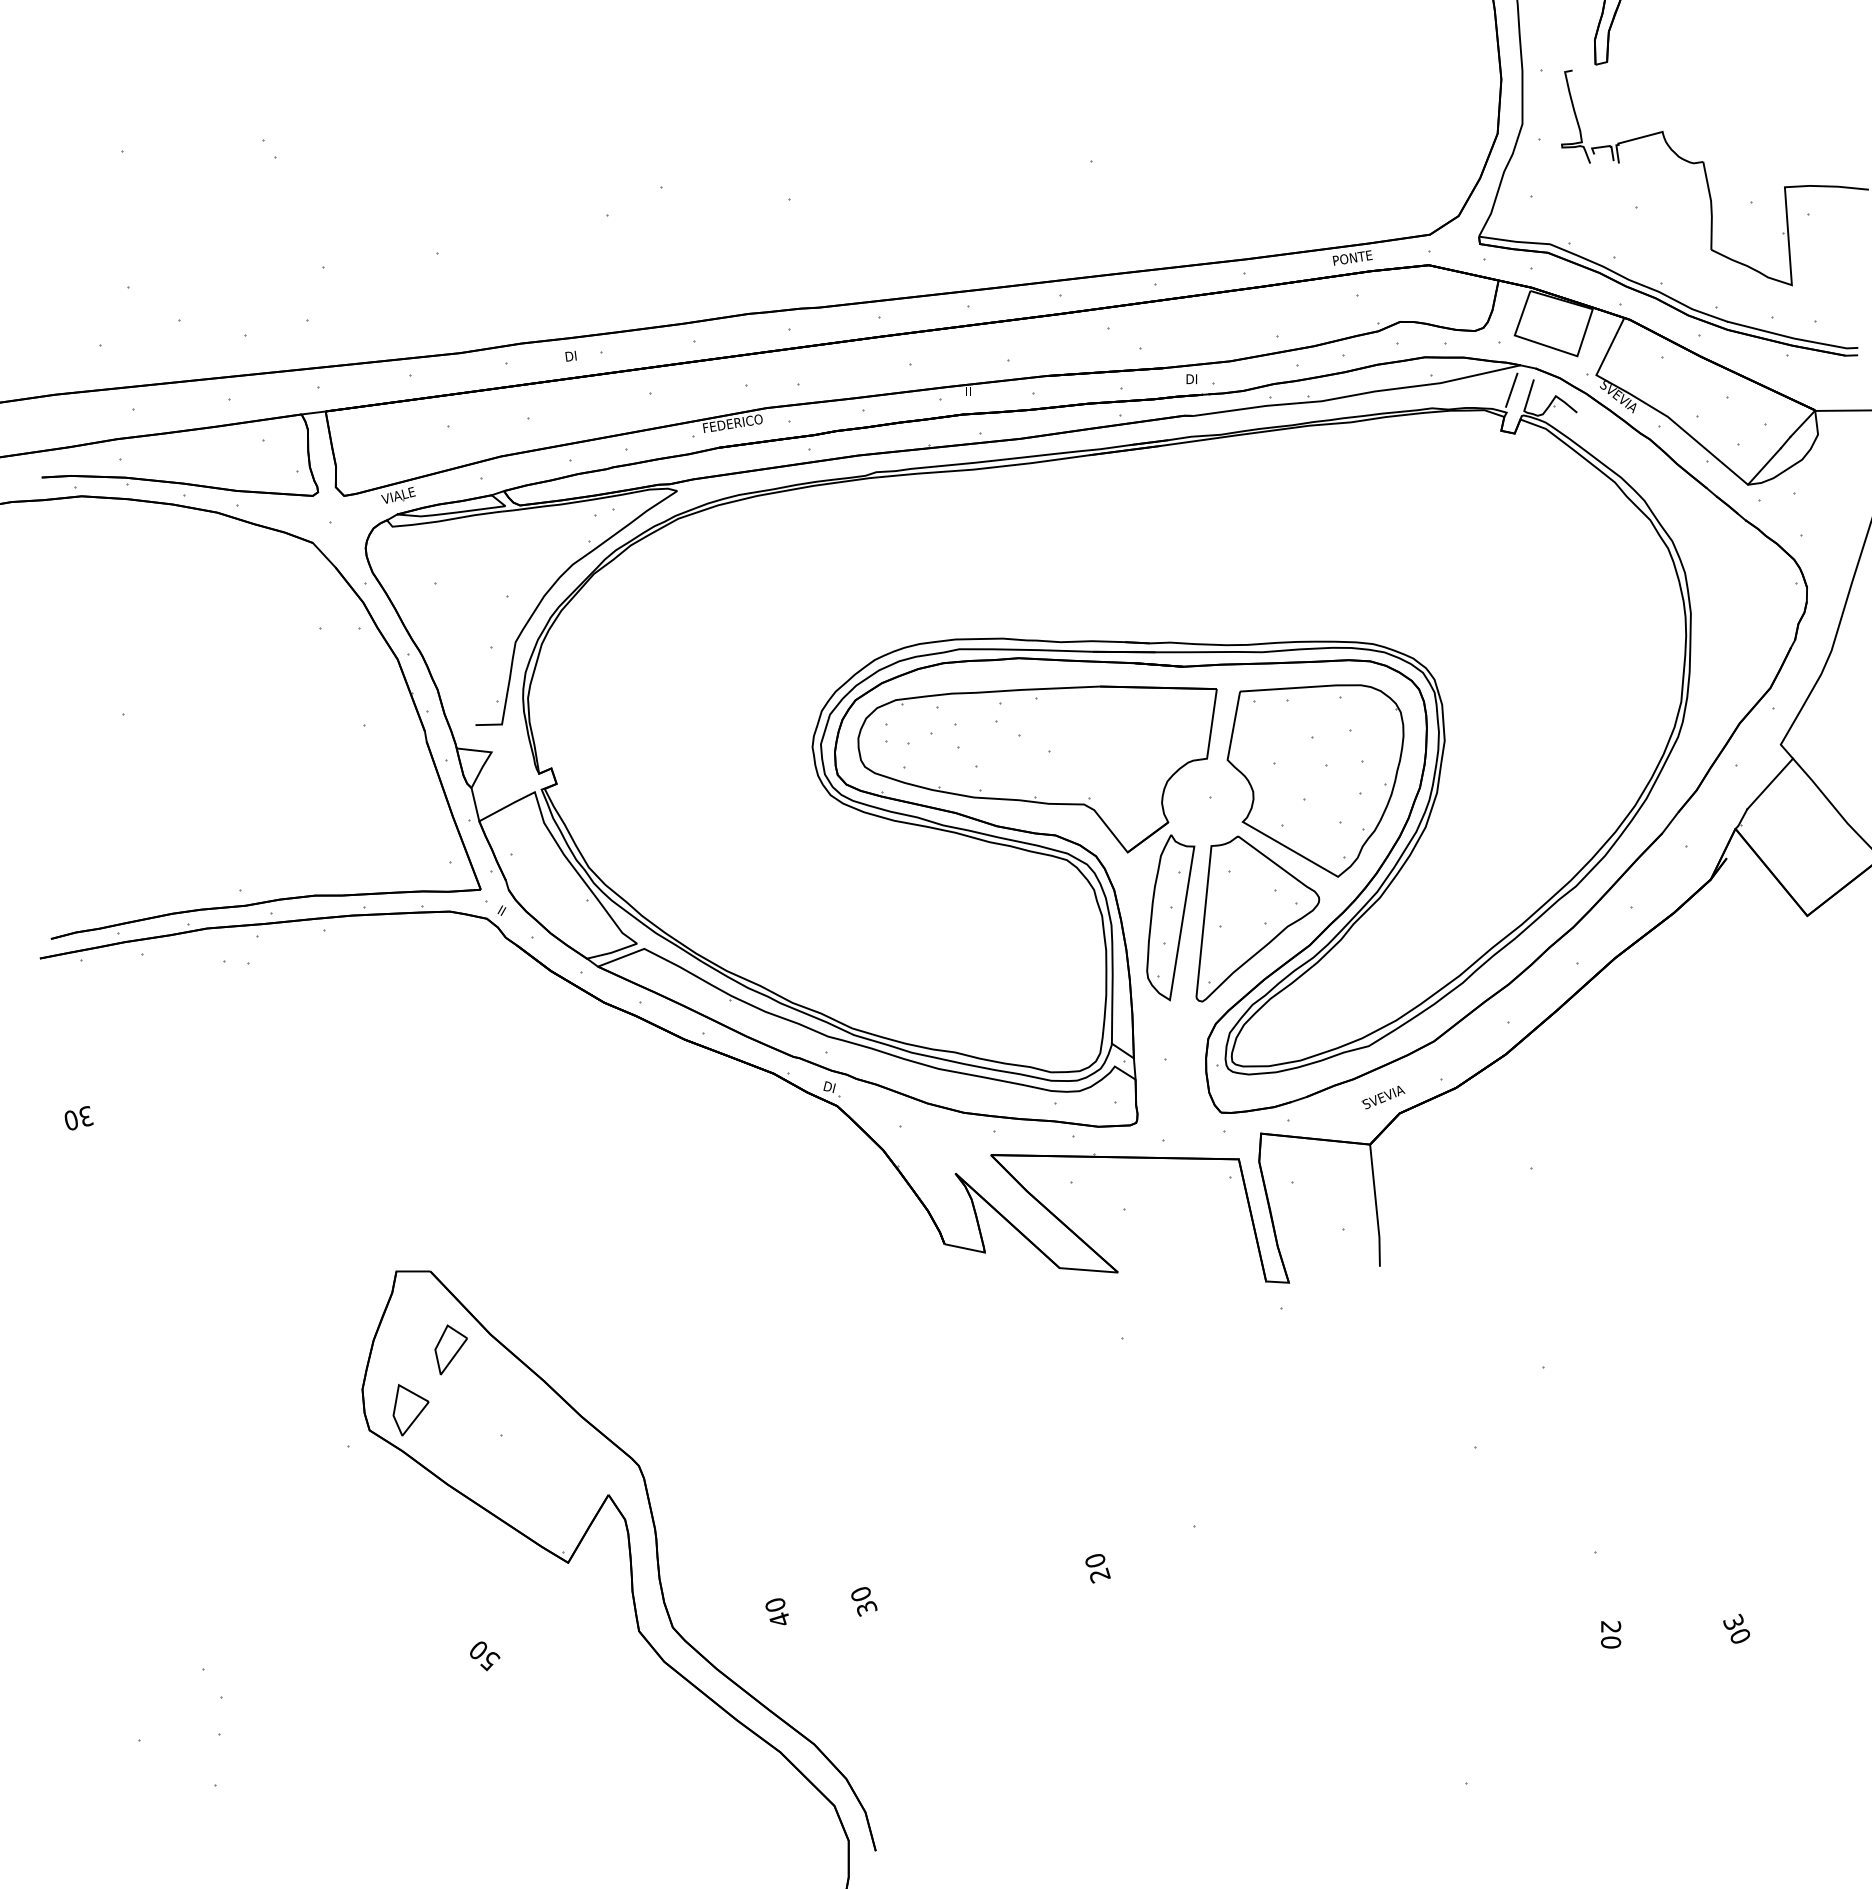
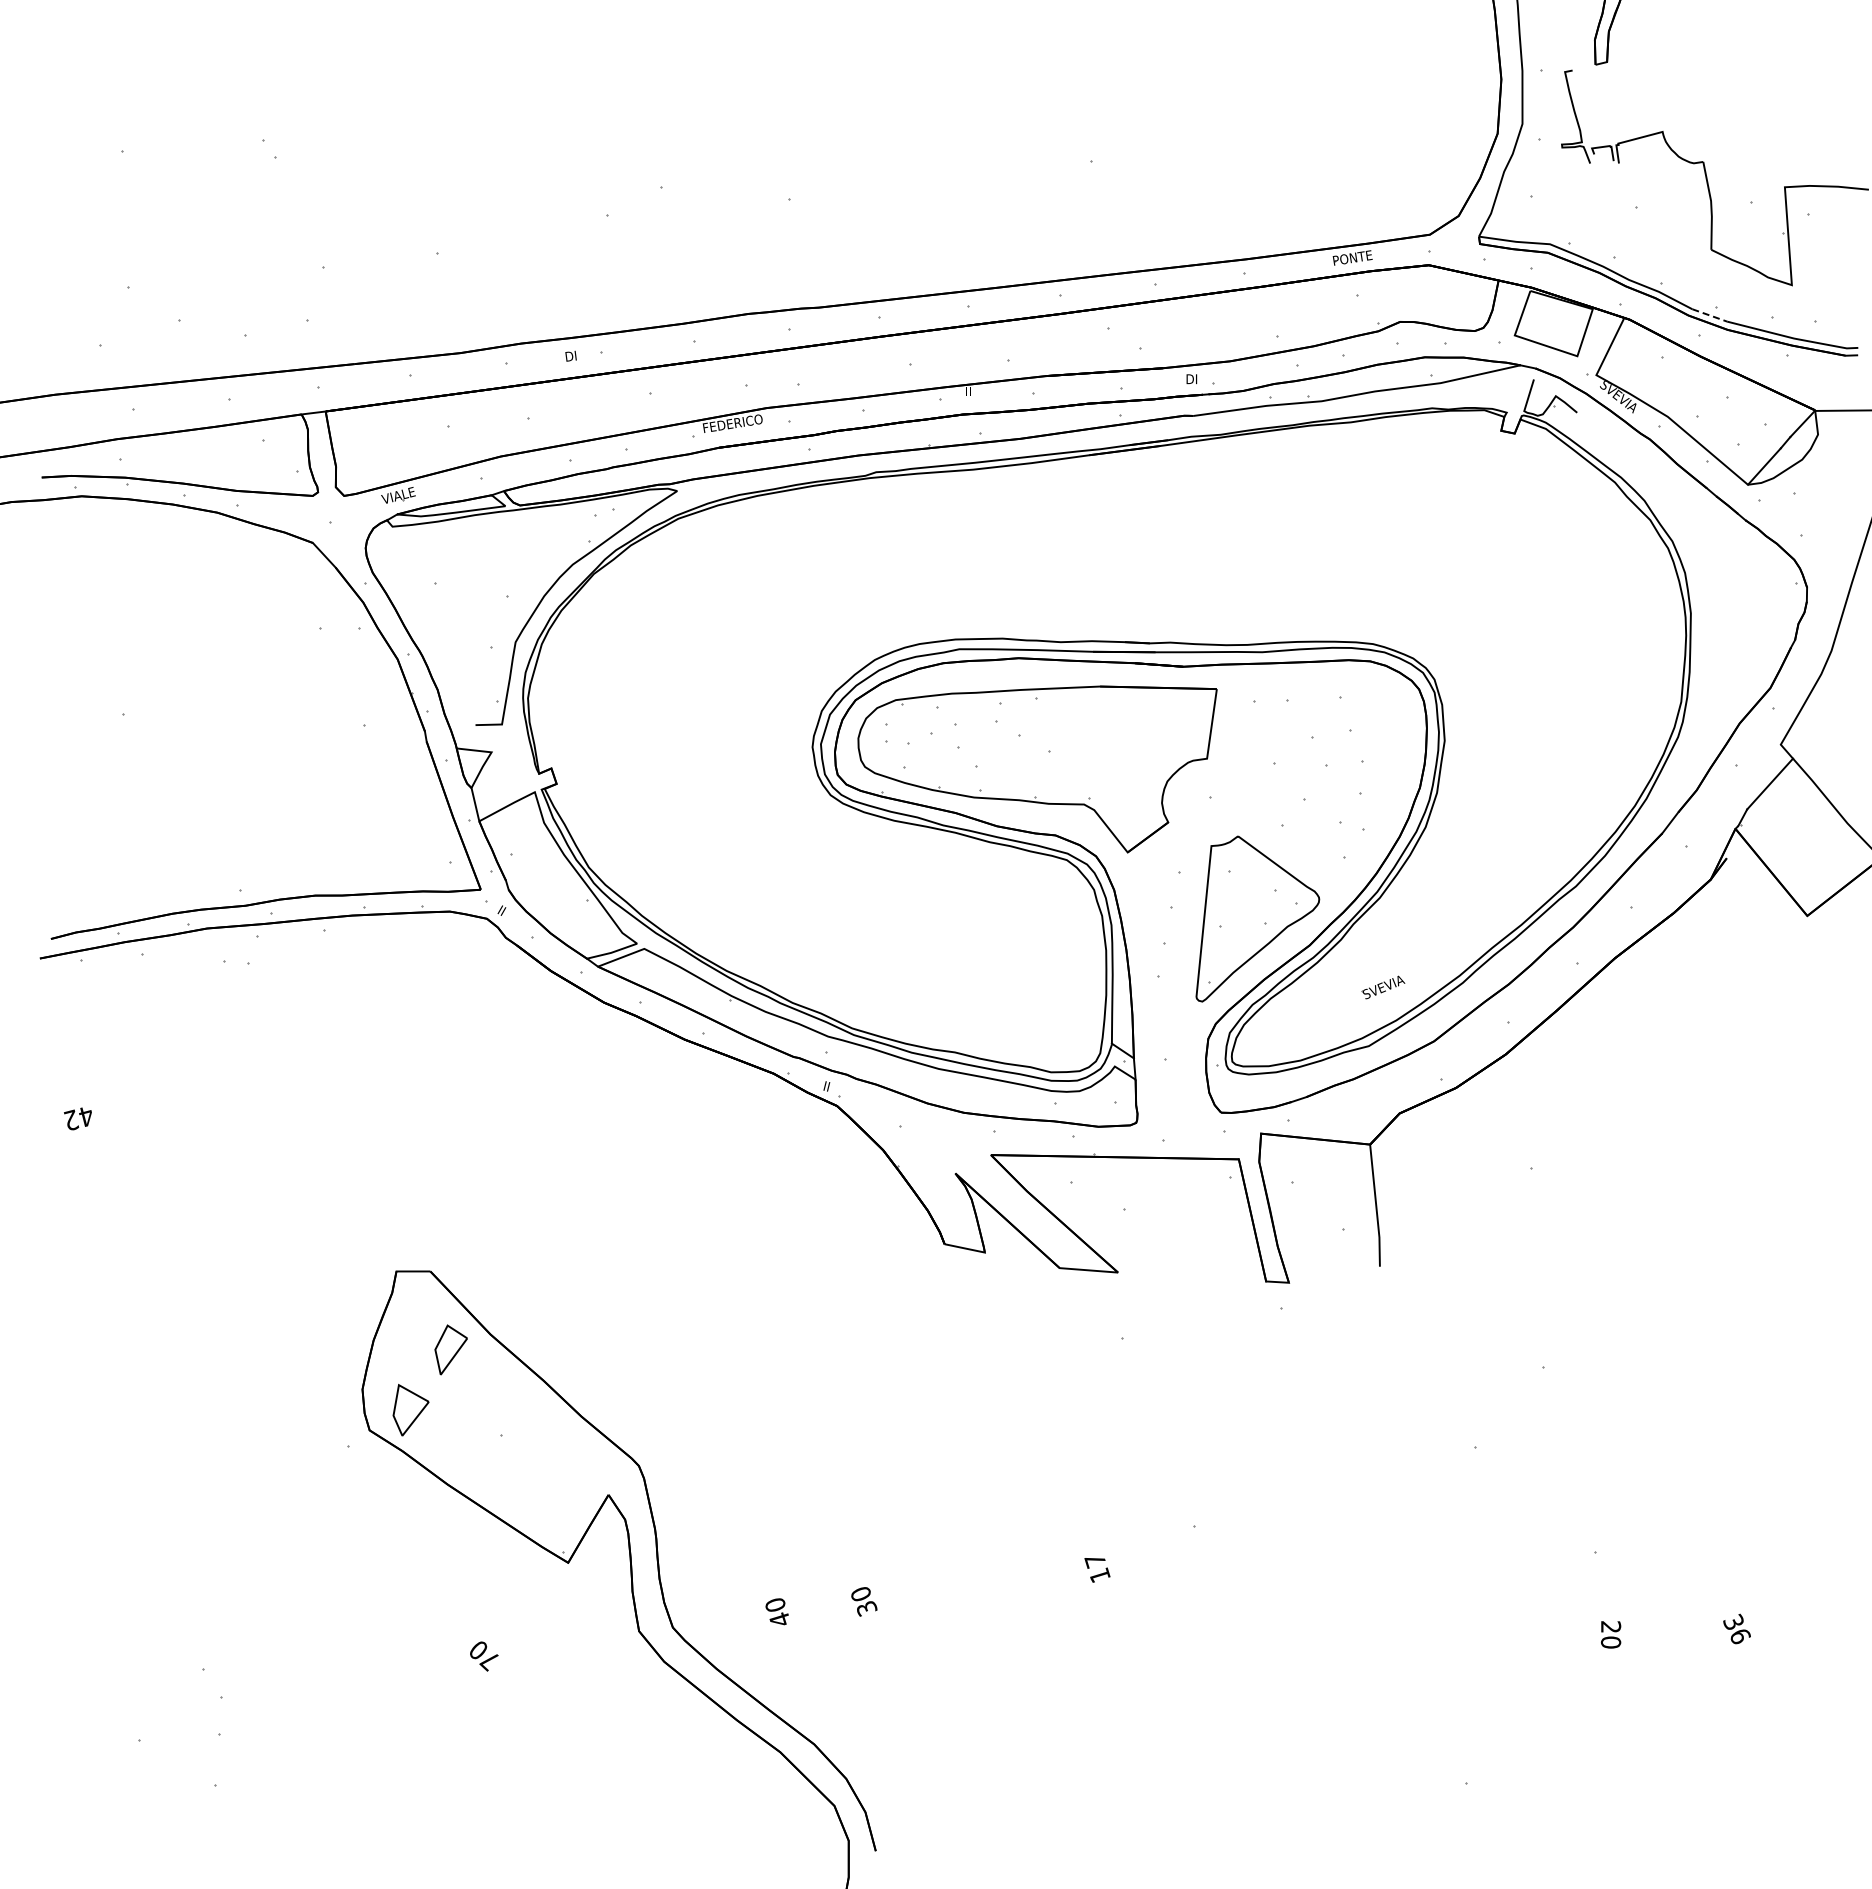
line: solid -> dashed (1710, 315)
line: present -> none (1511, 389)
part: present -> none (1315, 780)
part: present -> none (1170, 917)
text: DI -> II (829, 1086)
part position: (1383, 1097) -> (1383, 987) (1383, 987)
text: 30 -> 42 (78, 1118)
text: 20 -> 17 (1097, 1568)
text: 30 -> 36 (1740, 1636)
text: 50 -> 70 (489, 1661)
